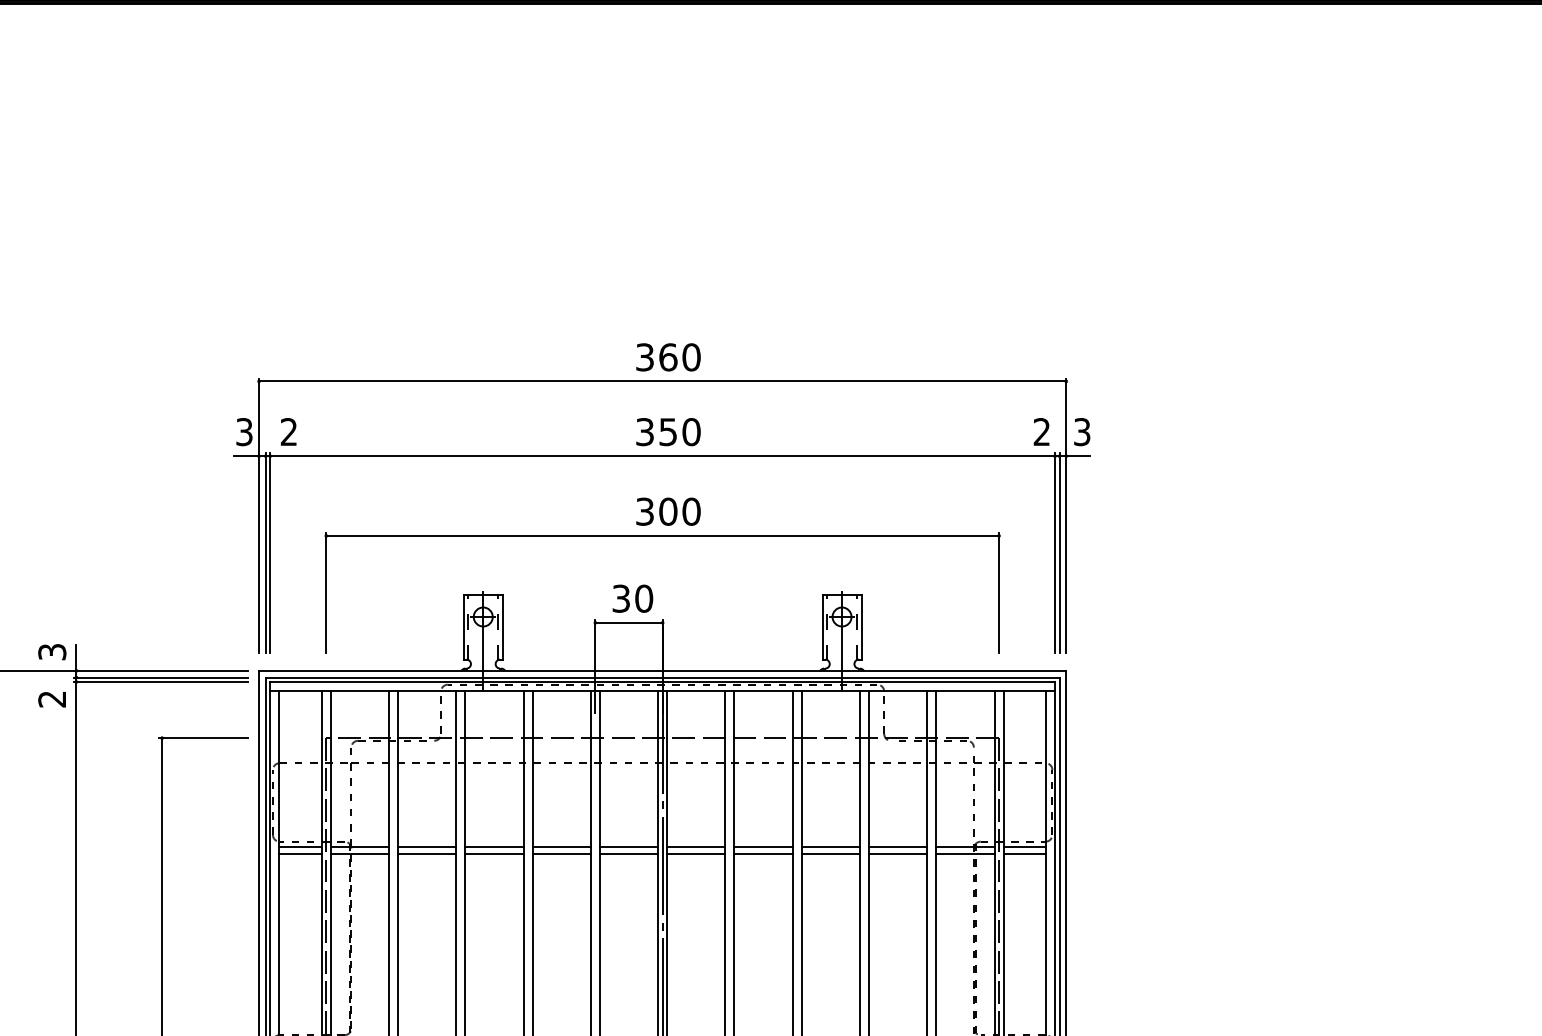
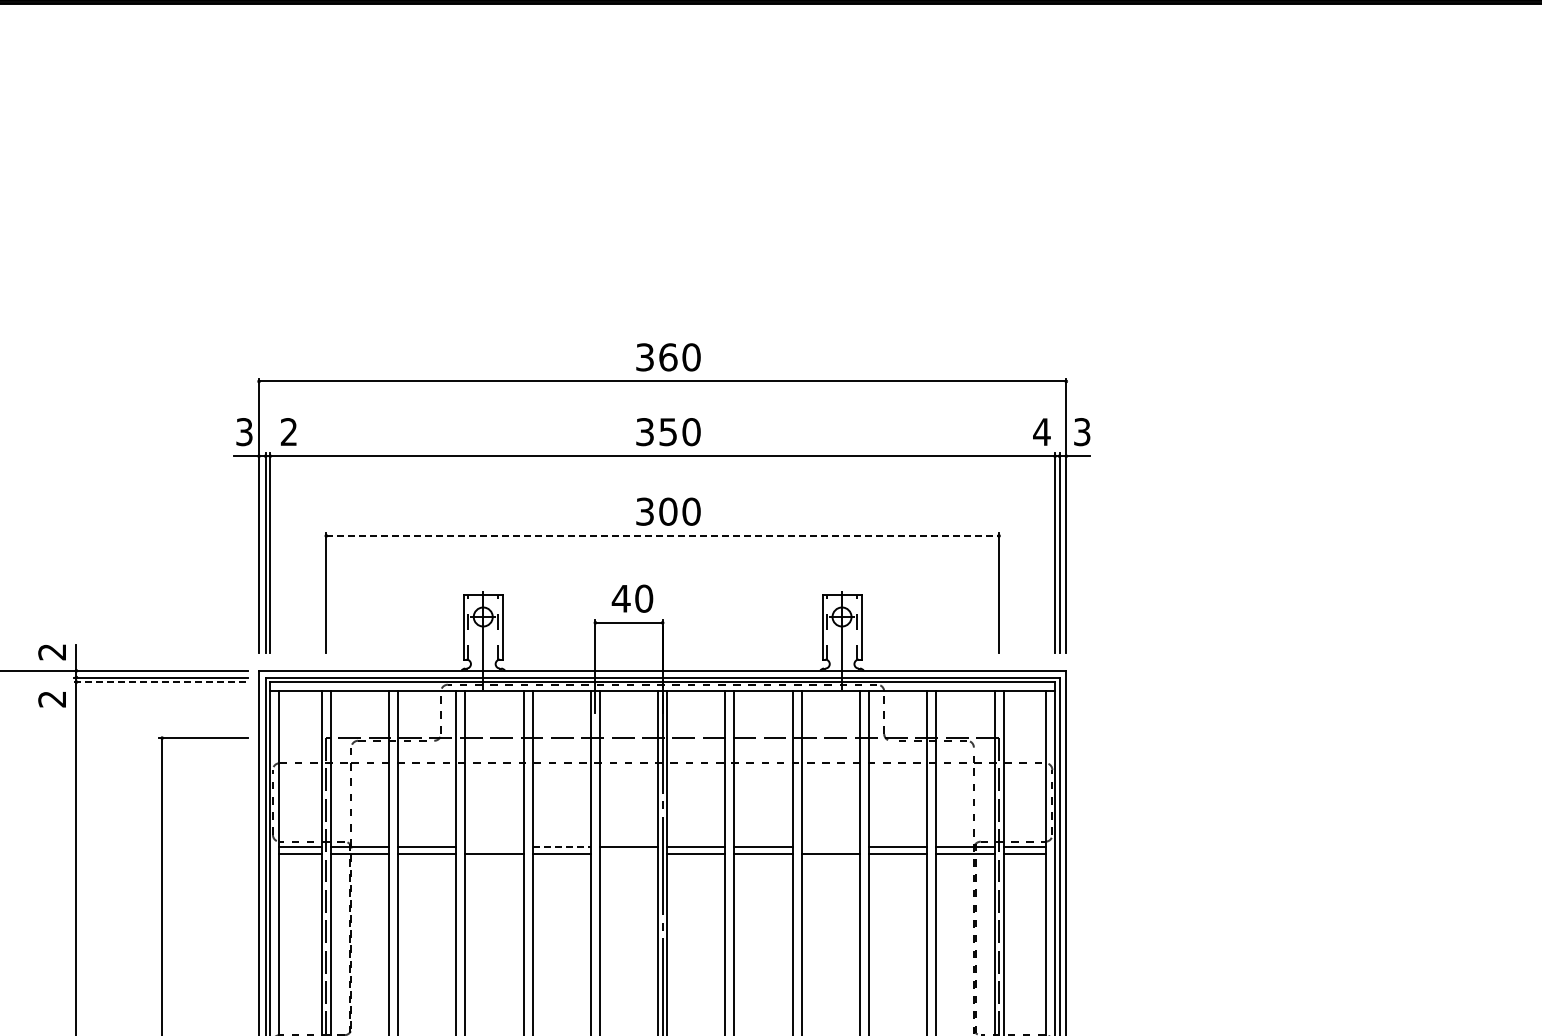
text: 2 -> 4 (1041, 431)
line: solid -> dashed (663, 535)
text: 30 -> 40 (620, 598)
text: 3 -> 2 (52, 652)
line: solid -> dashed (161, 682)
line: present -> none (494, 846)
line: solid -> dashed (562, 846)
line: present -> none (830, 846)
line: present -> none (628, 853)
